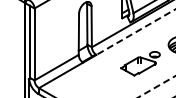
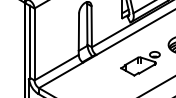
line: dashed -> solid (135, 32)
line: dashed -> solid (157, 86)
